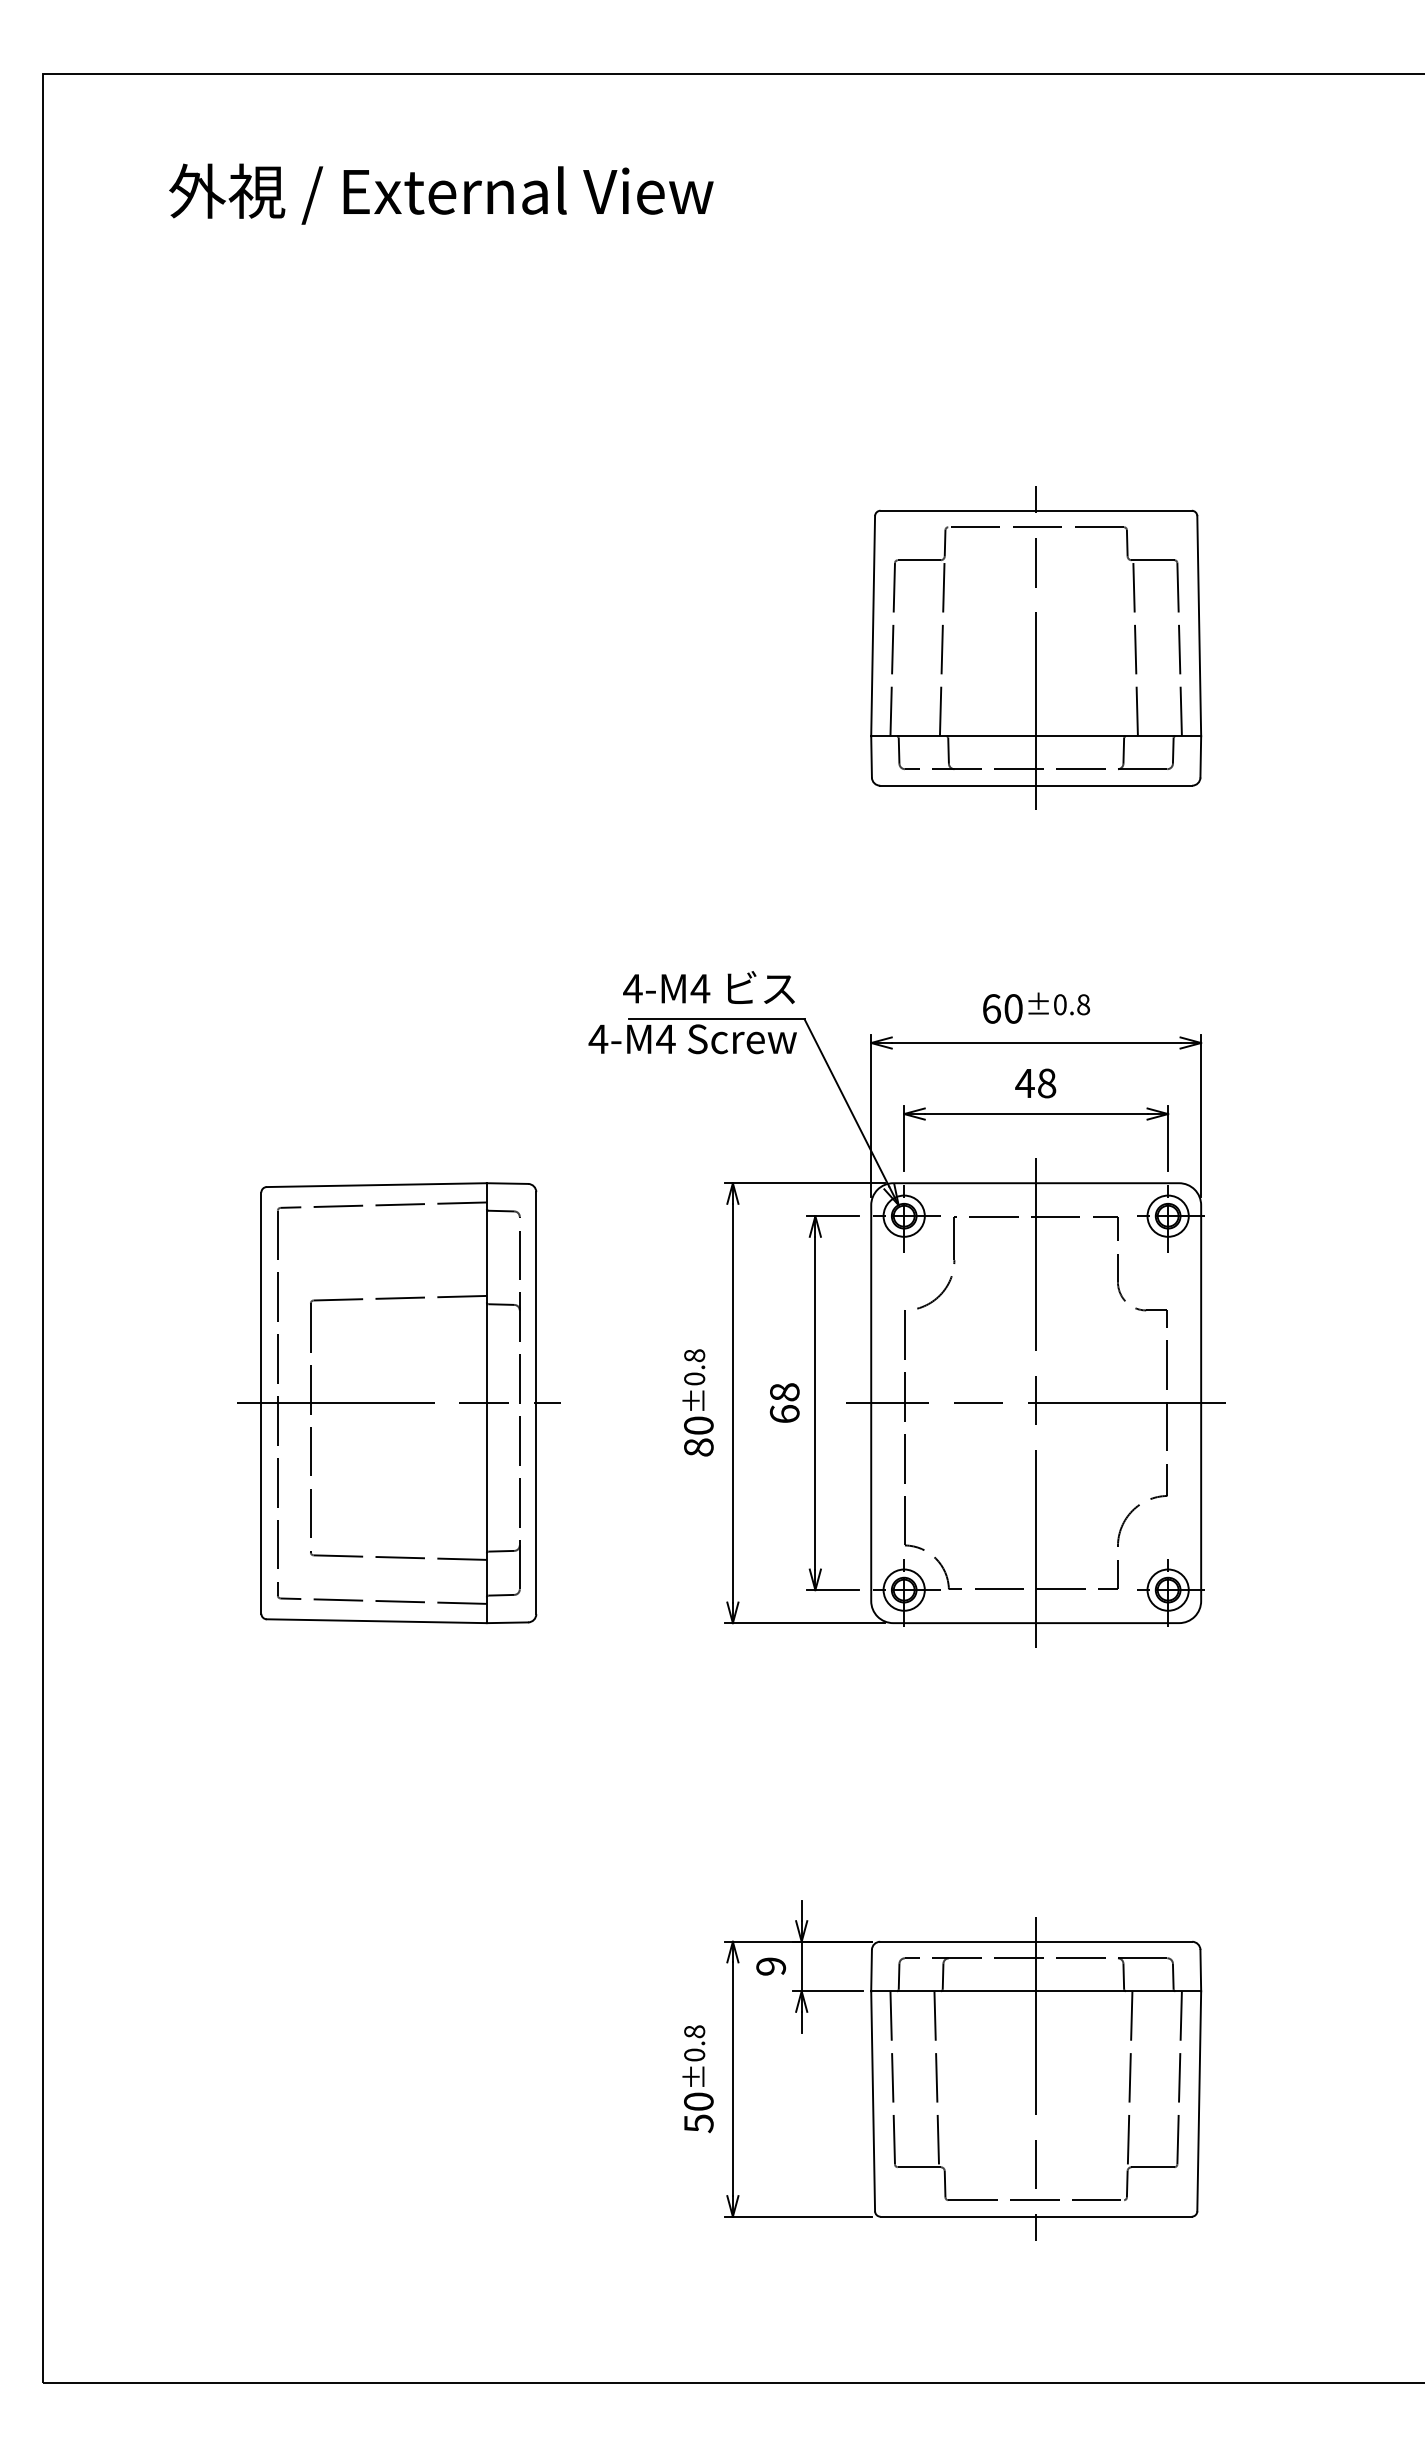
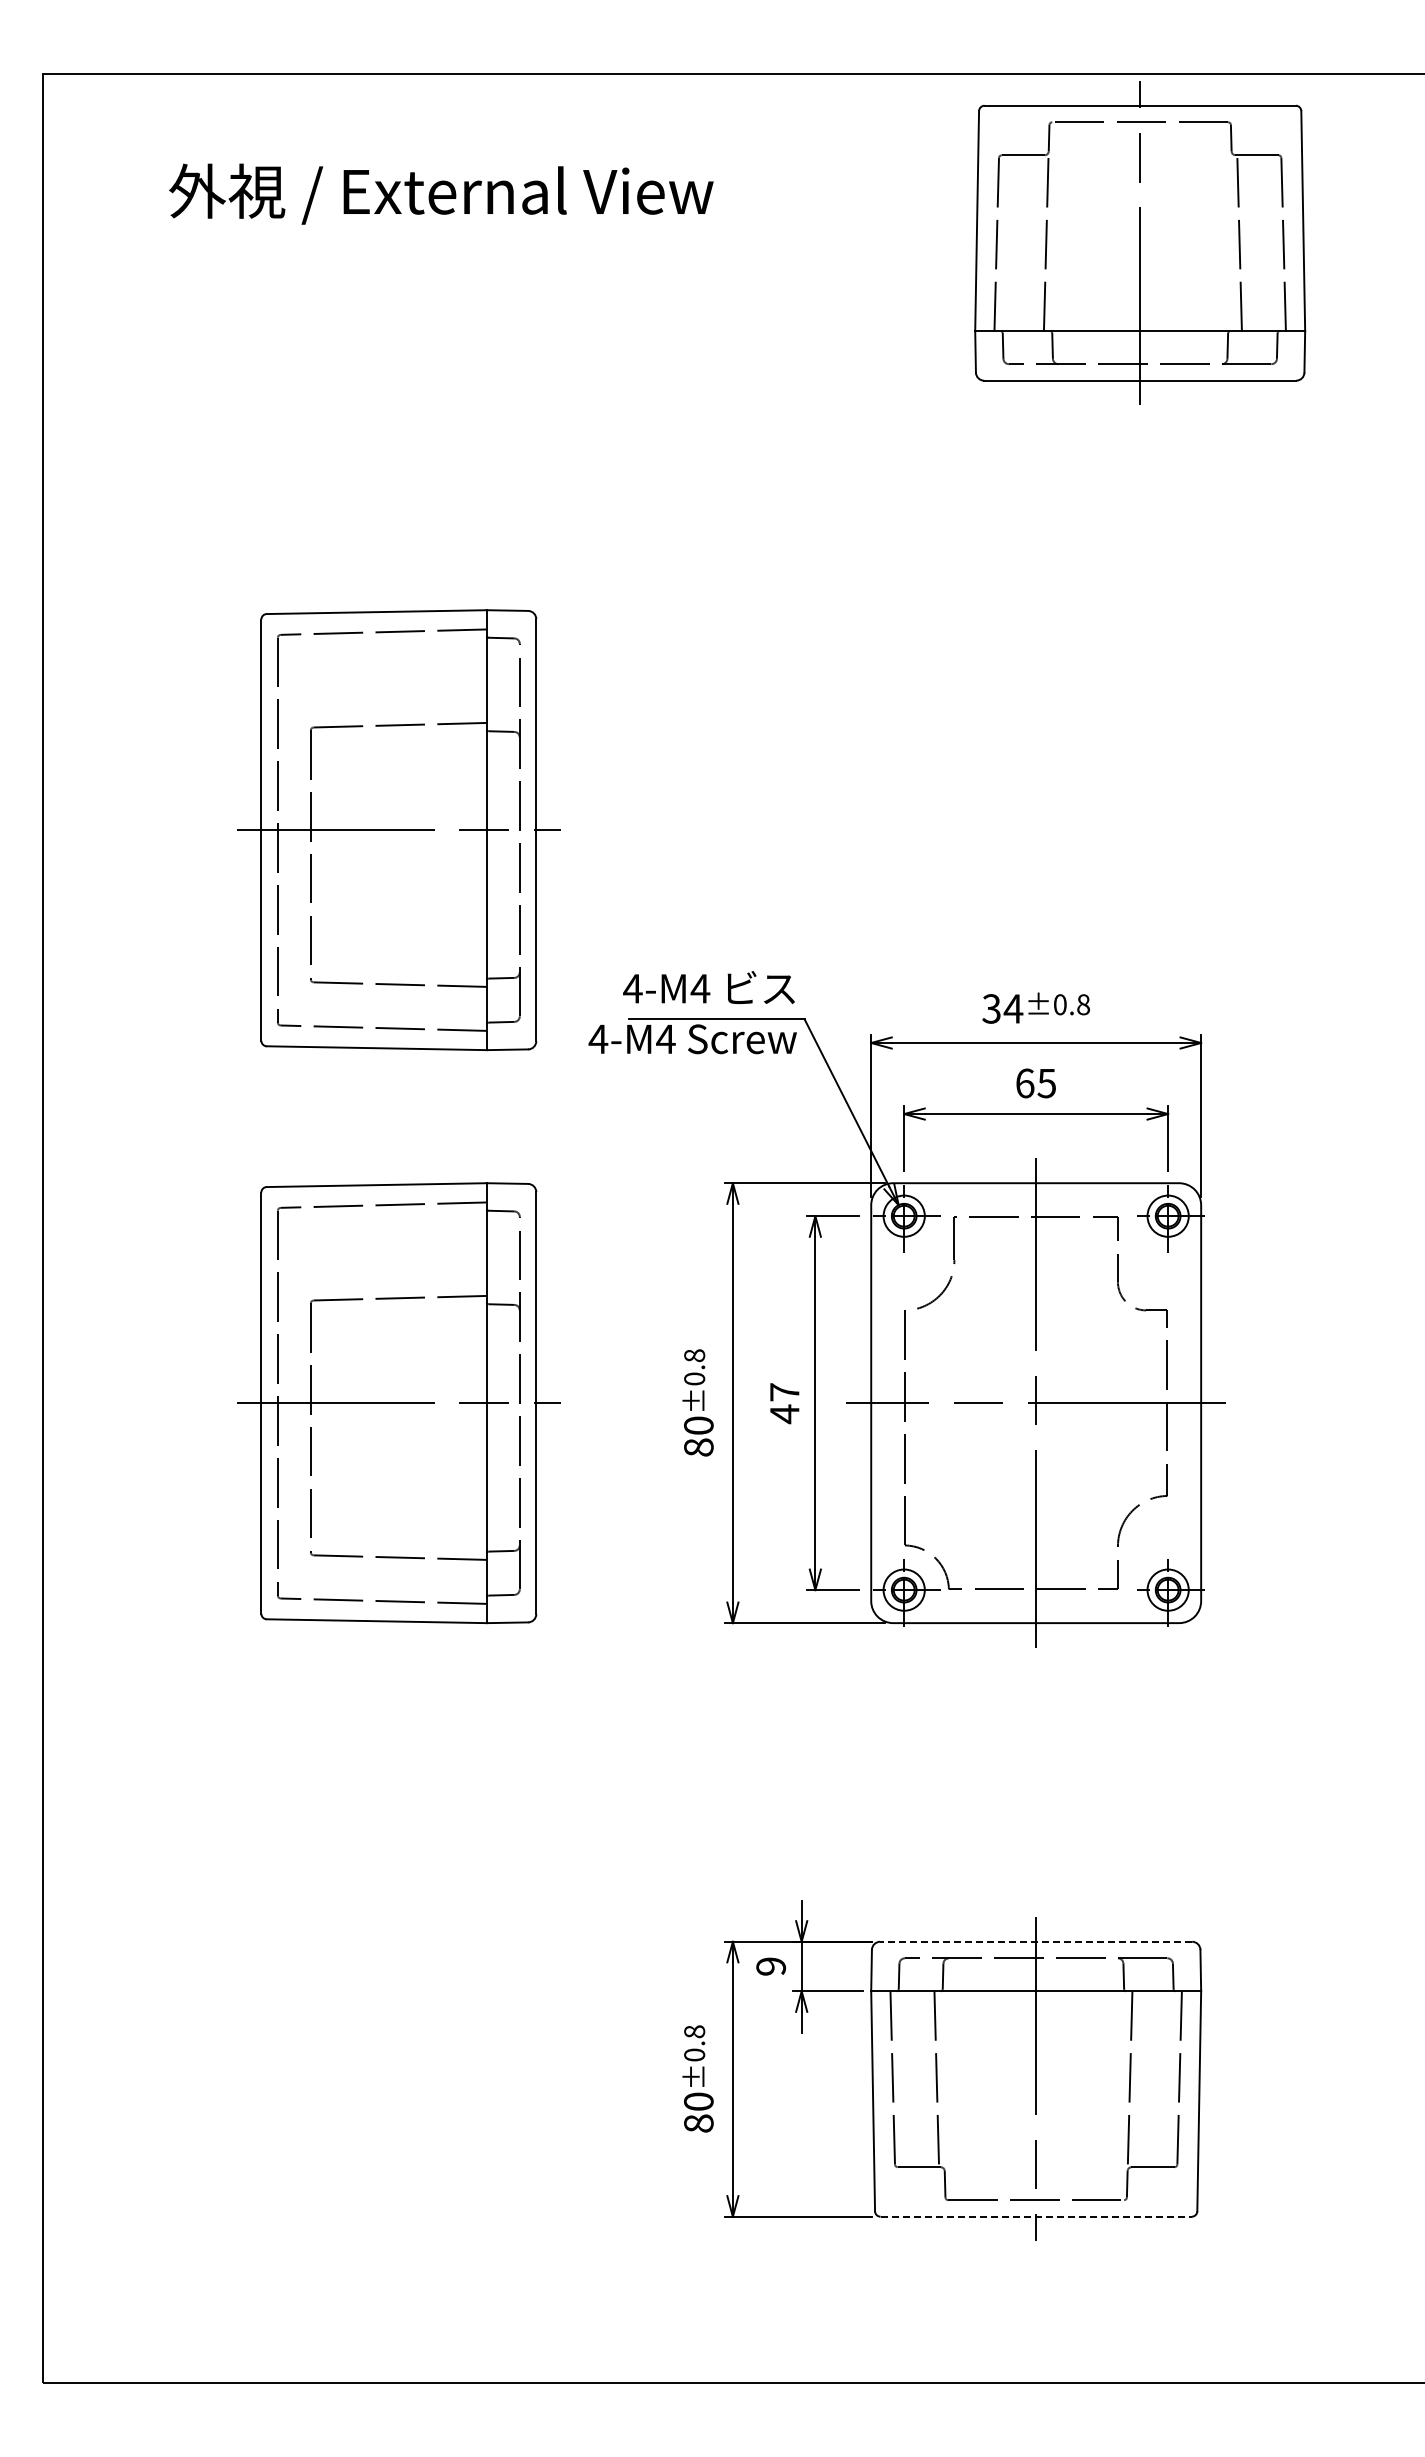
part position: (1036, 647) -> (1140, 242) (1140, 242)
part: none -> present (398, 830)
text: 60 -> 34 (1002, 1008)
text: 48 -> 65 (1035, 1083)
text: 68 -> 47 (784, 1403)
line: solid -> dashed (1035, 1941)
text: 50 -> 80 (698, 2123)
line: solid -> dashed (1036, 2216)
